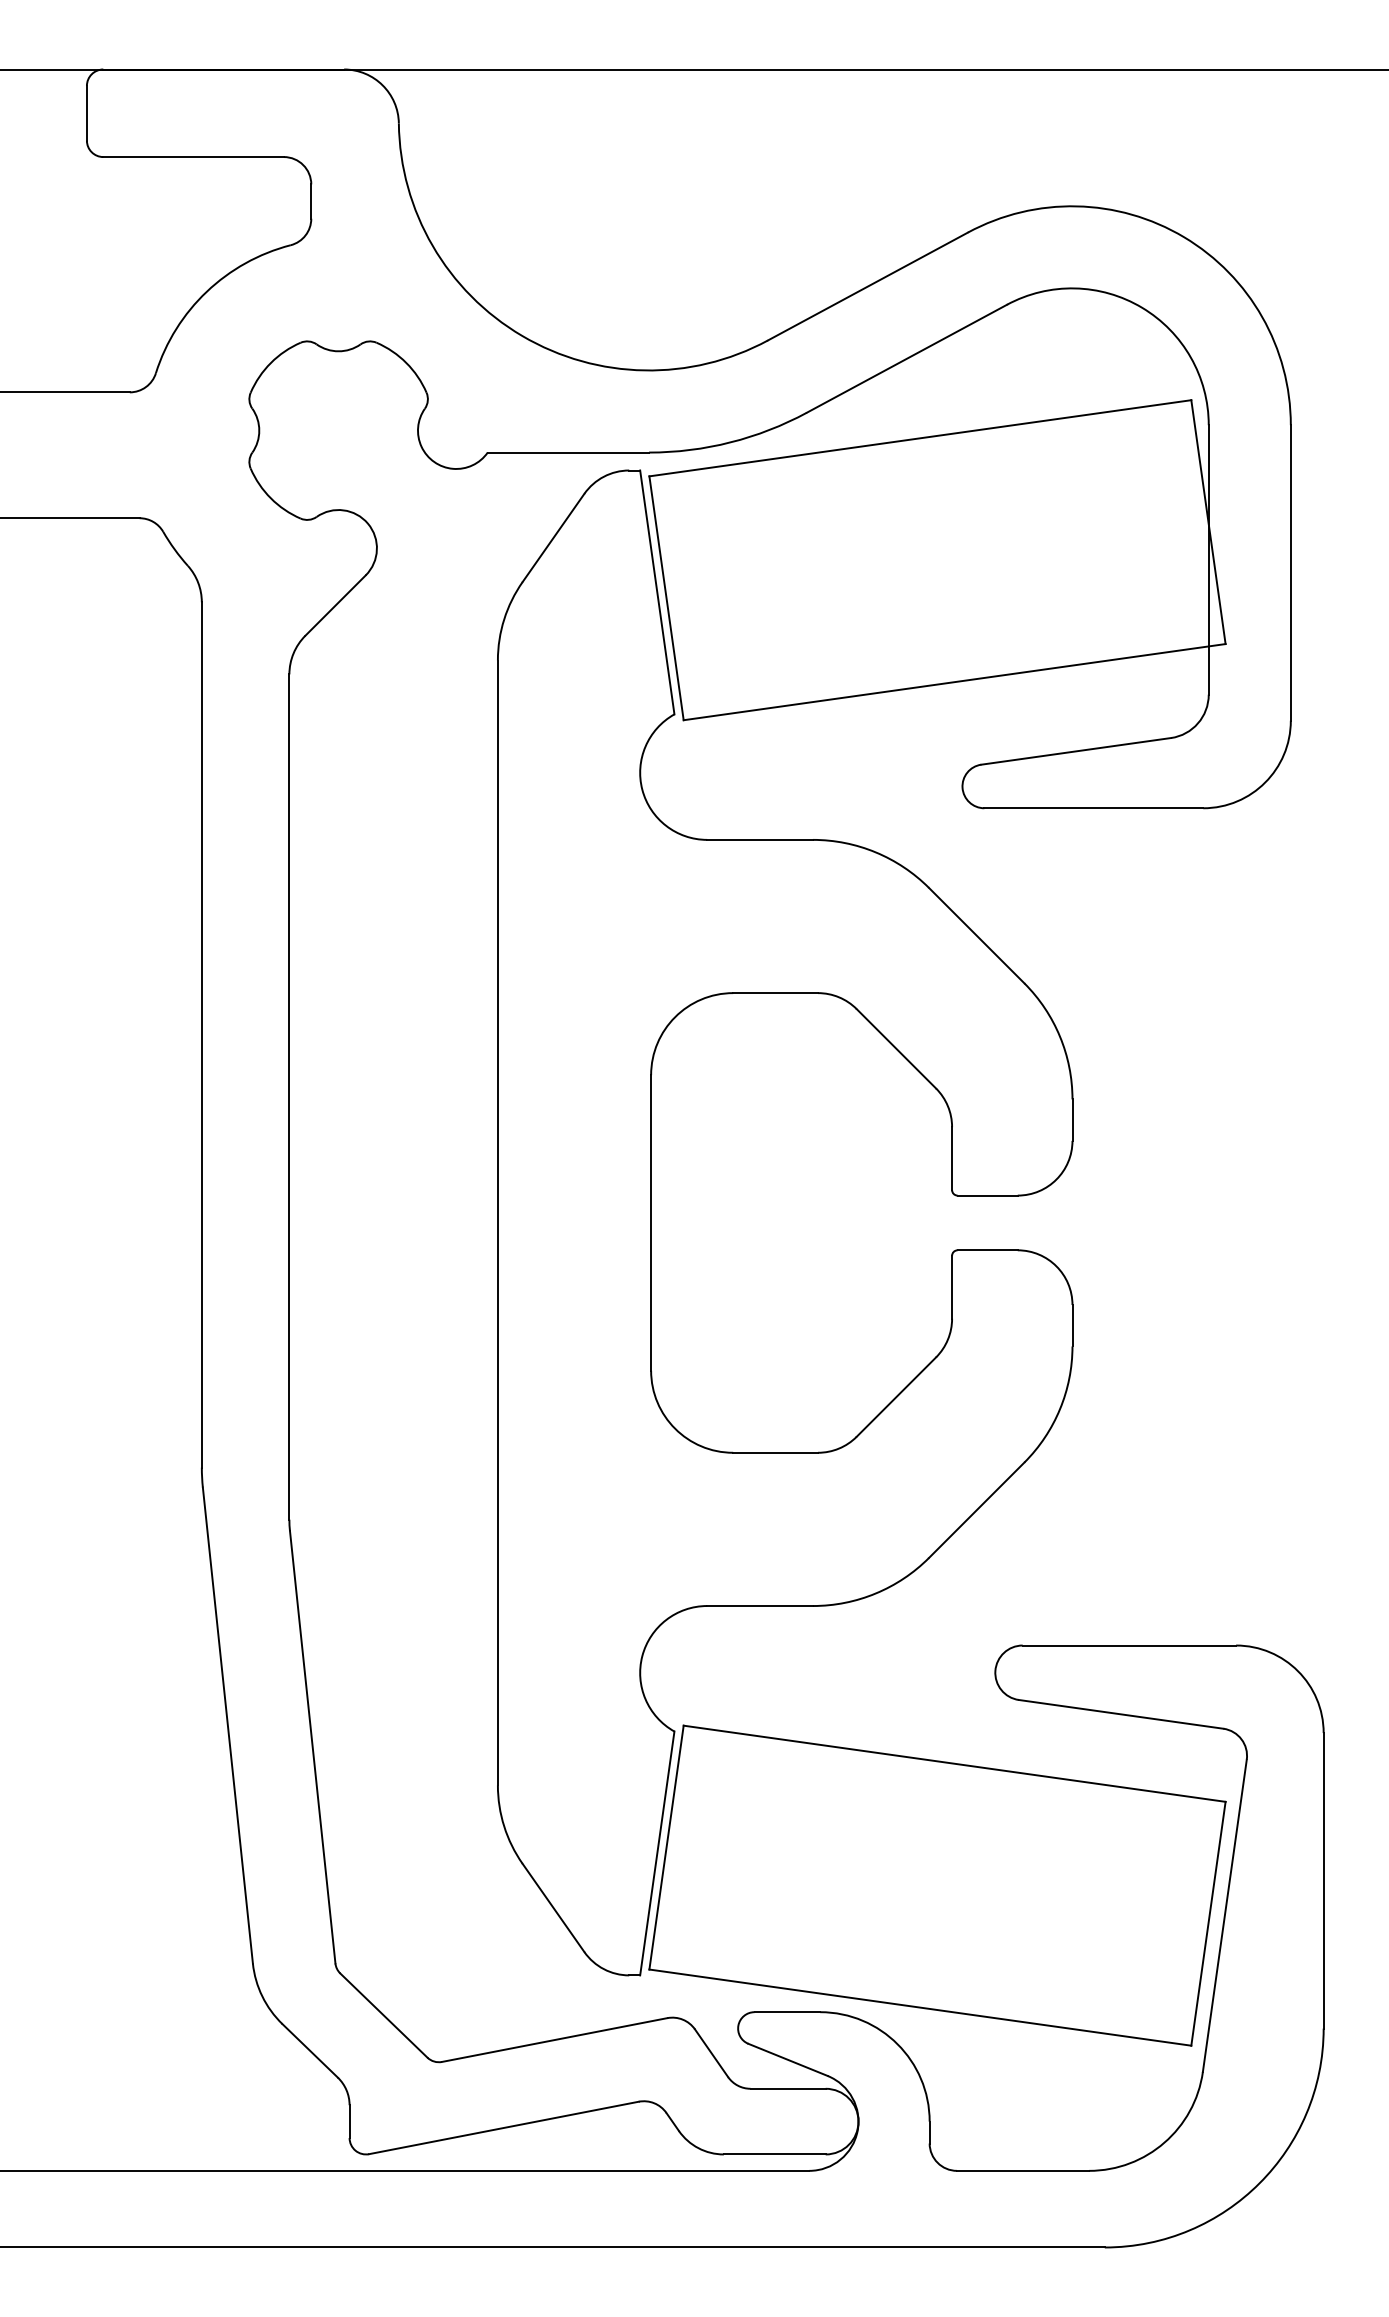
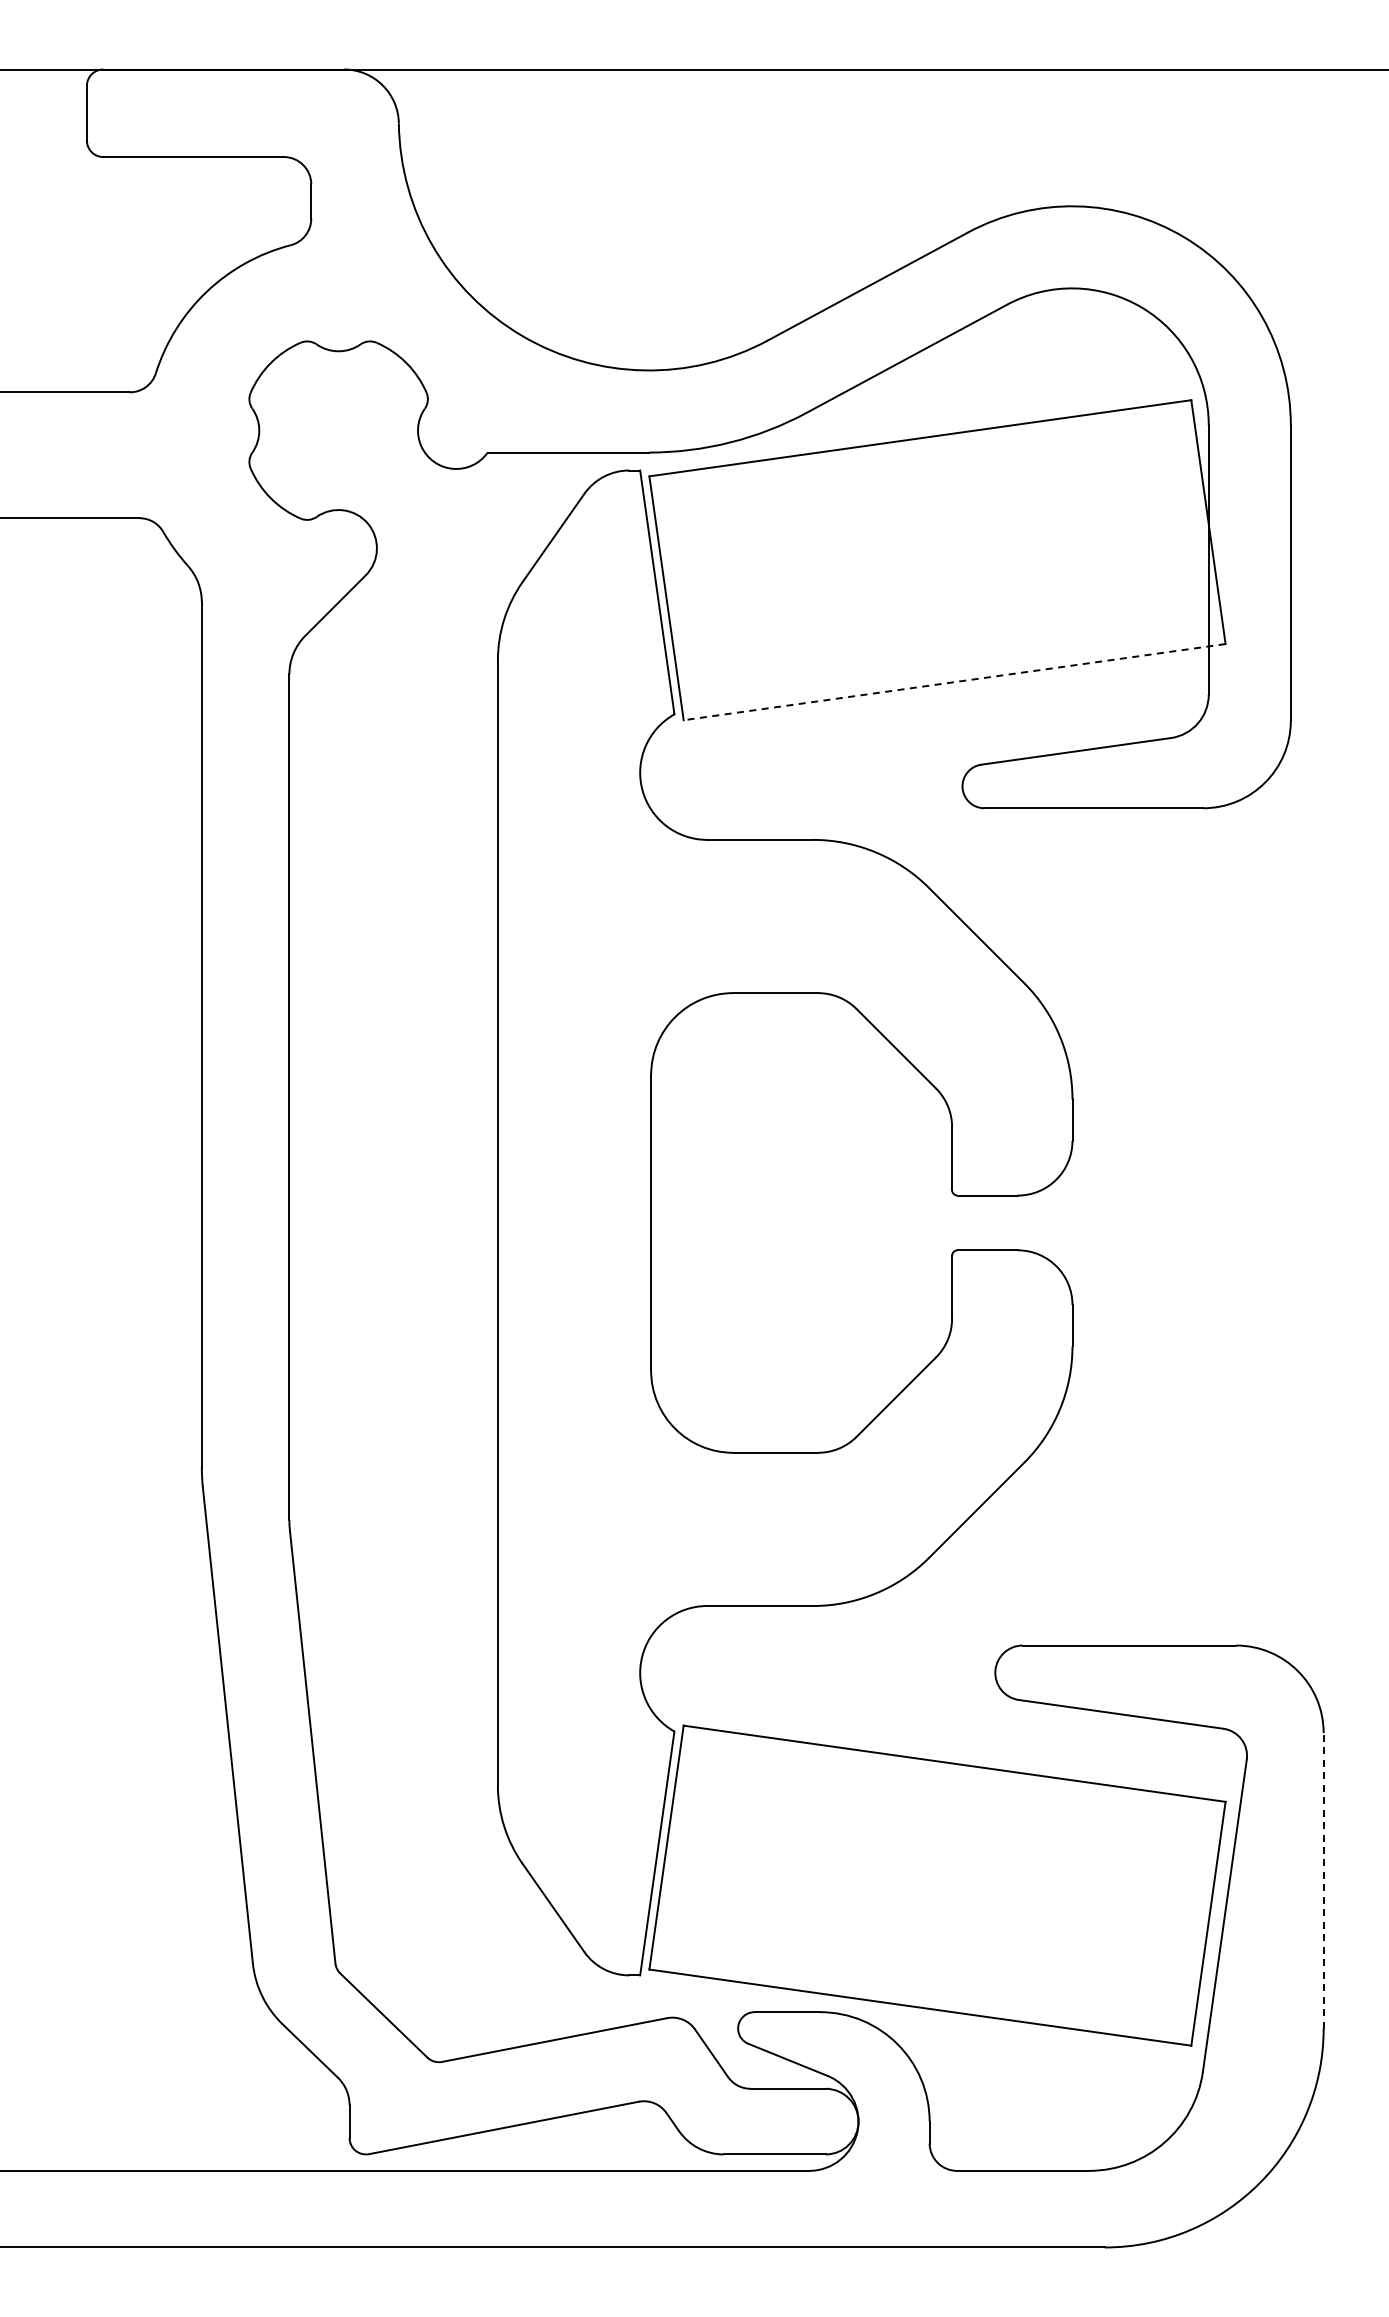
line: solid -> dashed (954, 682)
line: solid -> dashed (1323, 1880)
